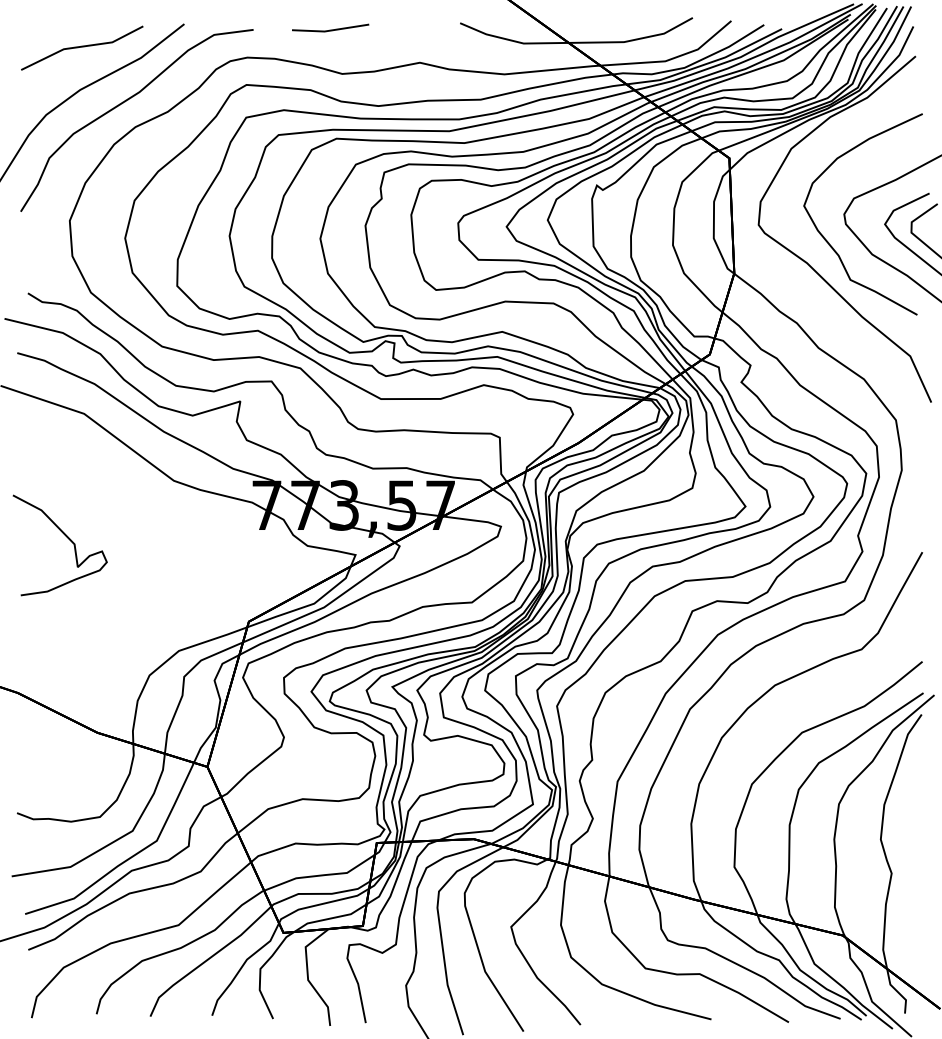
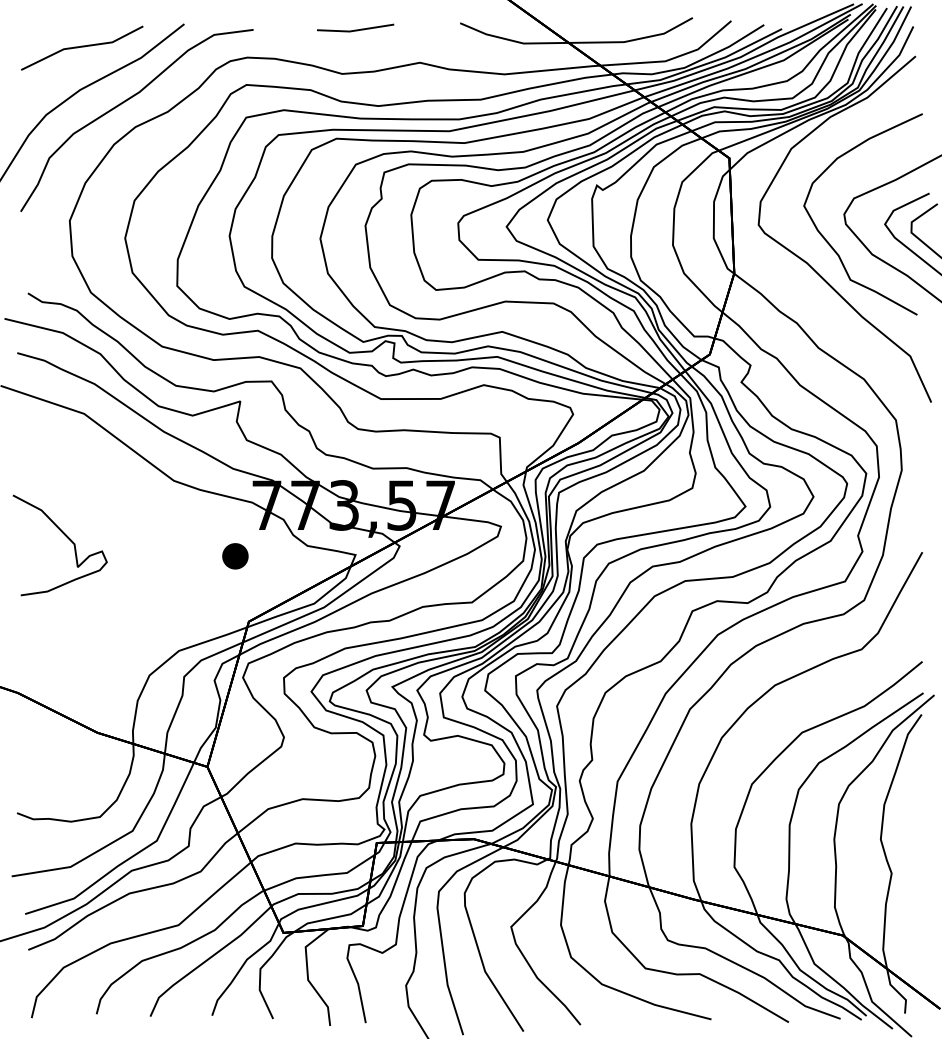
line position: (330, 29) -> (355, 29) (355, 29)
part: none -> present (235, 556)
